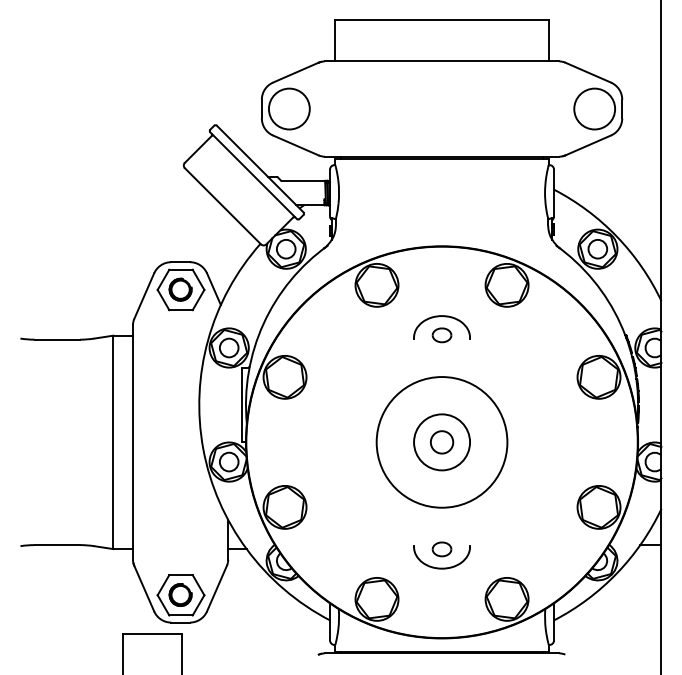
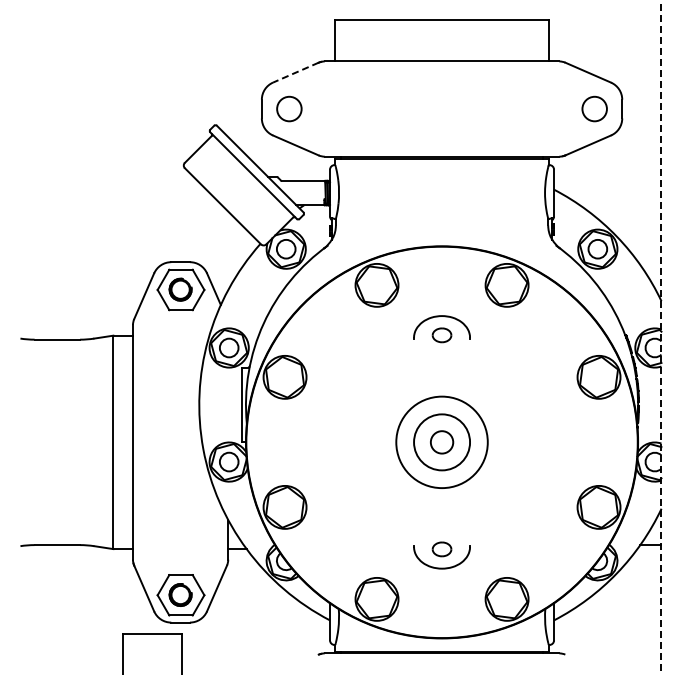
line: solid -> dashed (295, 72)
circle diameter: 41 px -> 25 px (289, 108)
circle diameter: 41 px -> 25 px (594, 108)
line: solid -> dashed (661, 337)
circle diameter: 131 px -> 92 px (441, 442)
